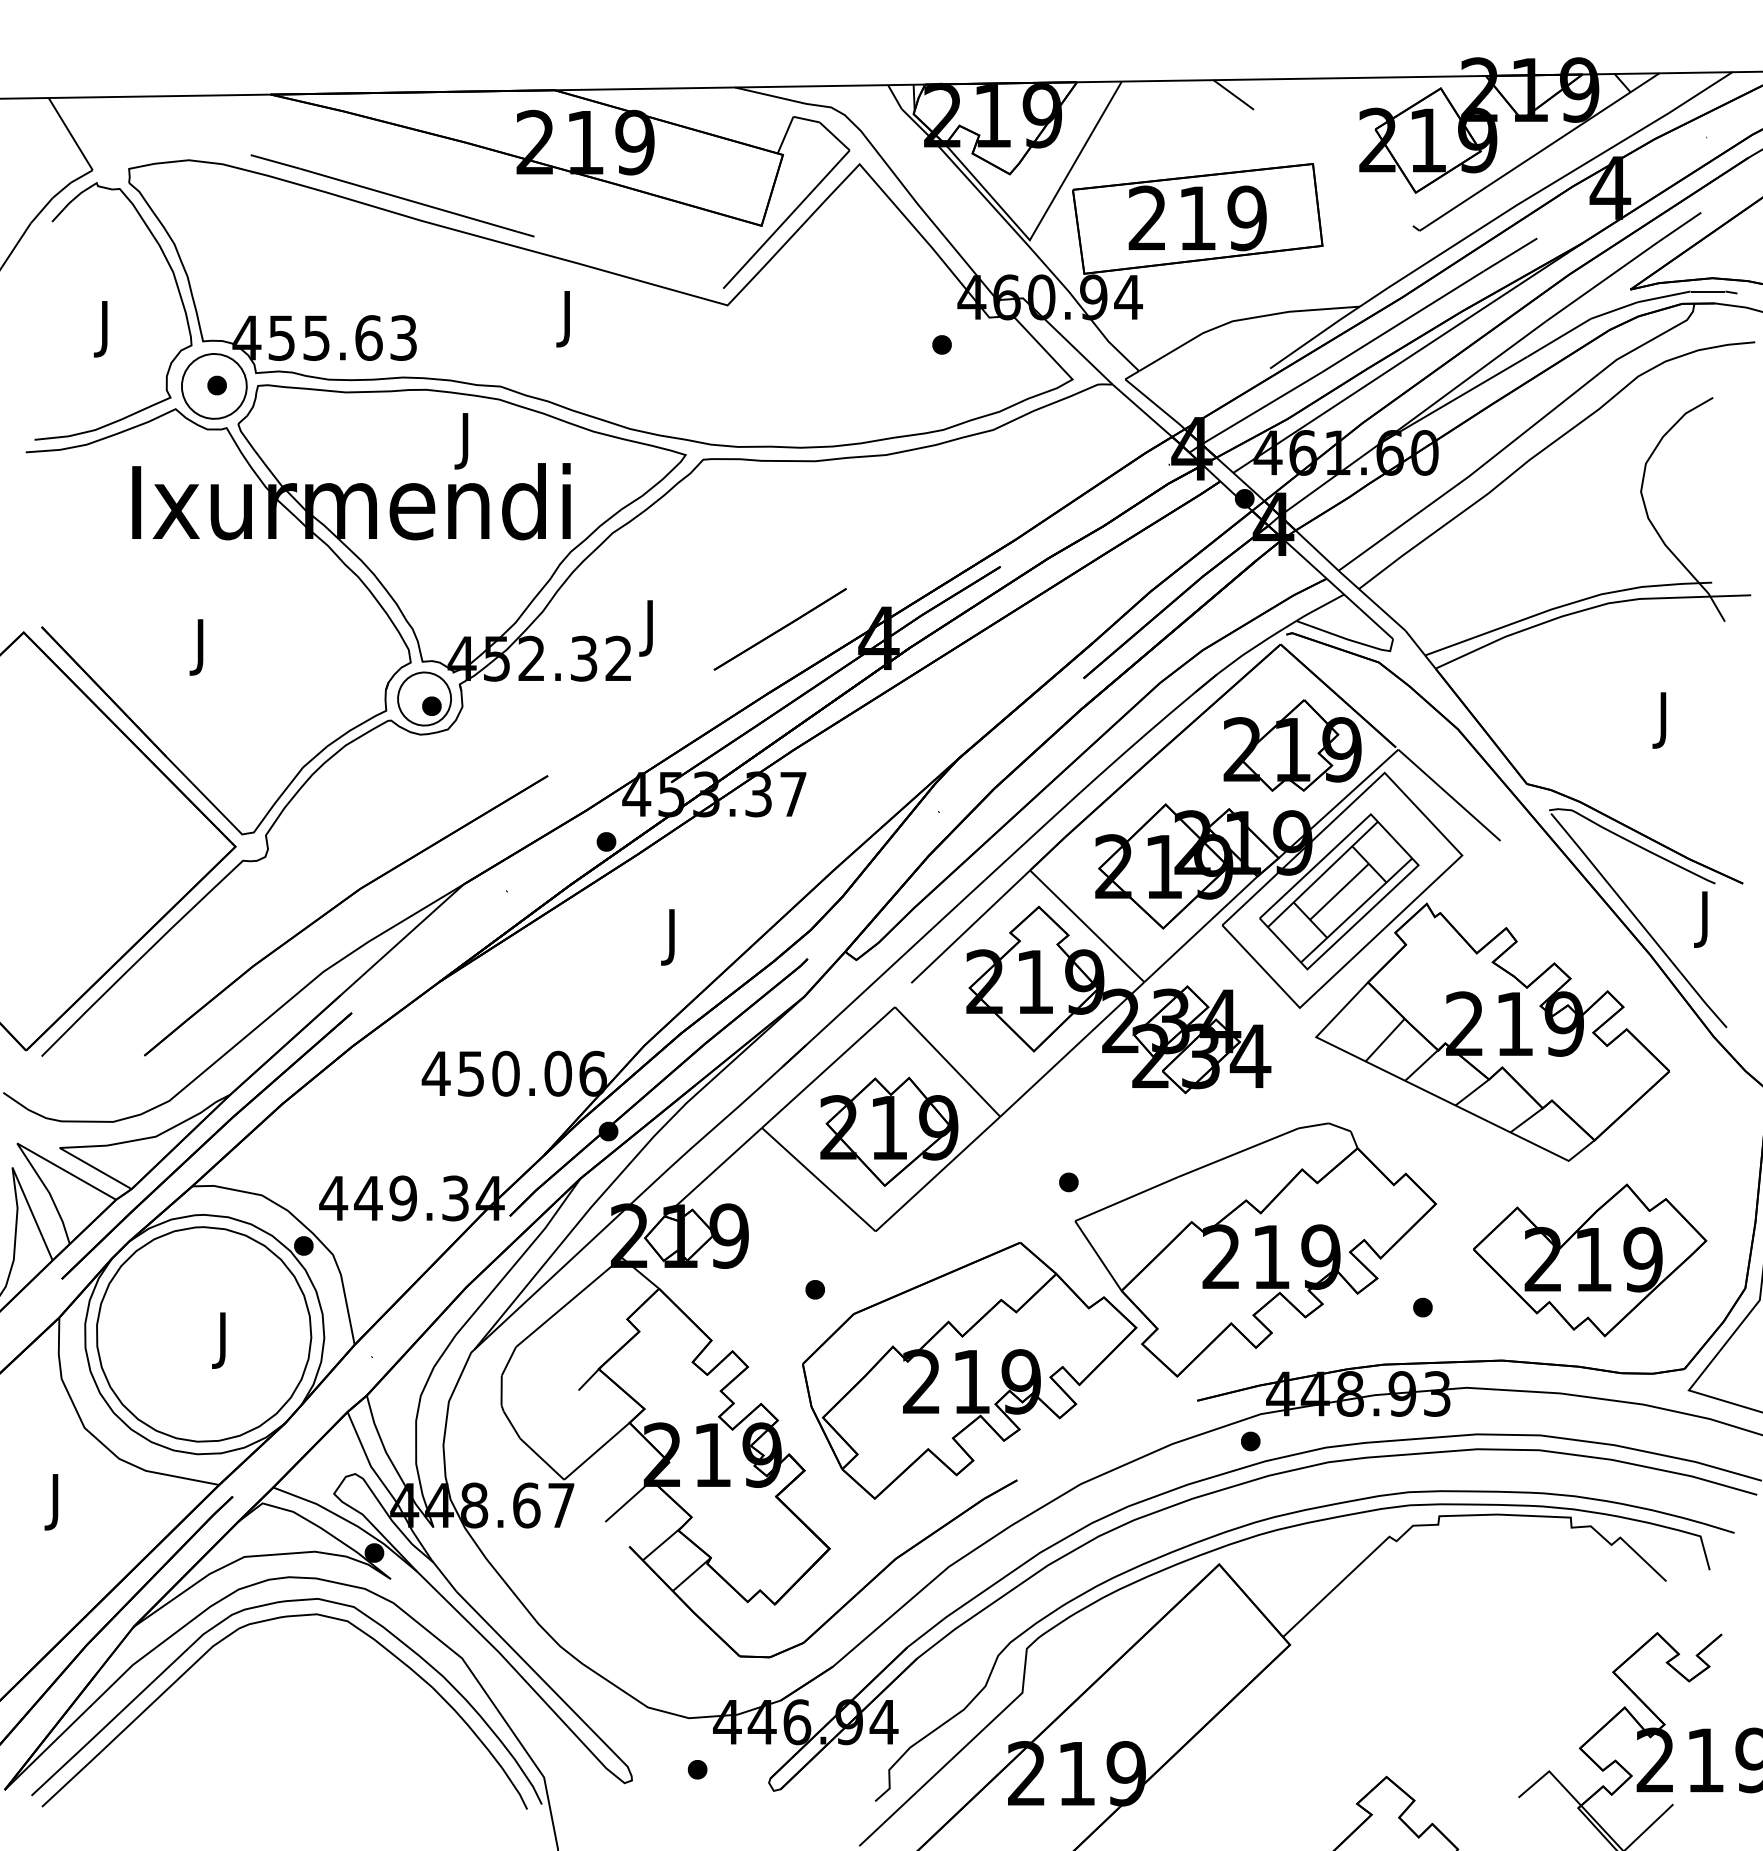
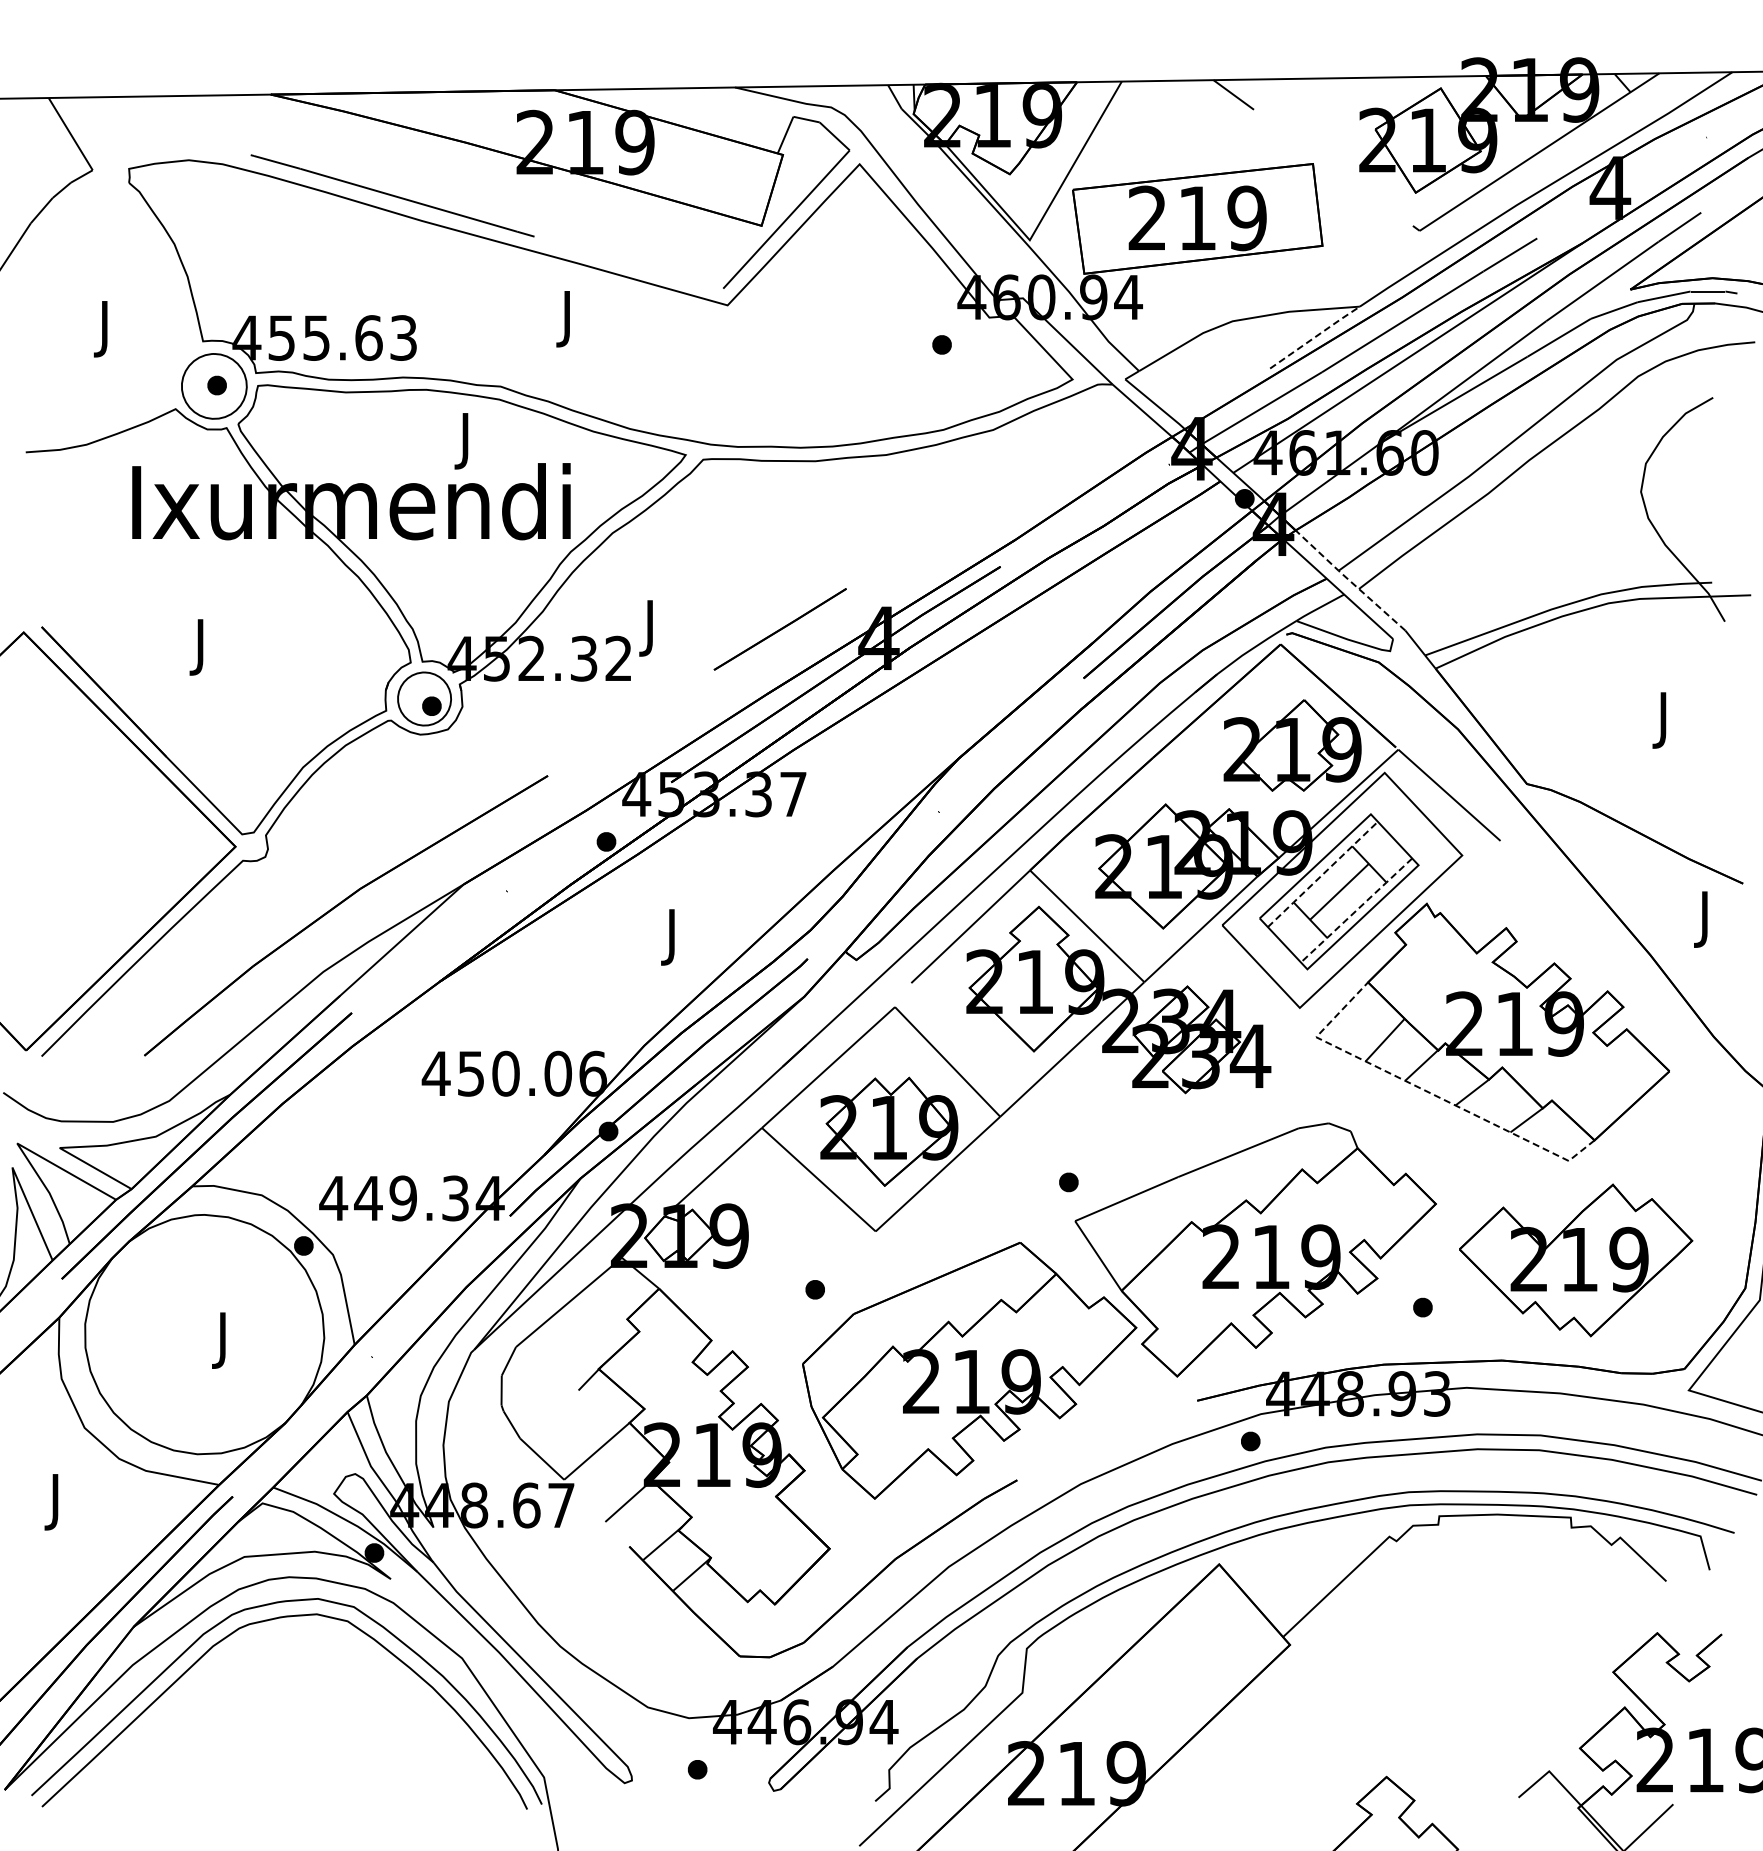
curve: present -> none (178, 293)
line: solid -> dashed (1315, 336)
line: solid -> dashed (1349, 580)
line: solid -> dashed (1322, 874)
line: solid -> dashed (1356, 910)
part: present -> none (1638, 918)
line: solid -> dashed (1423, 1089)
part position: (1590, 1260) -> (1576, 1260) (1576, 1260)
part: present -> none (204, 1334)
